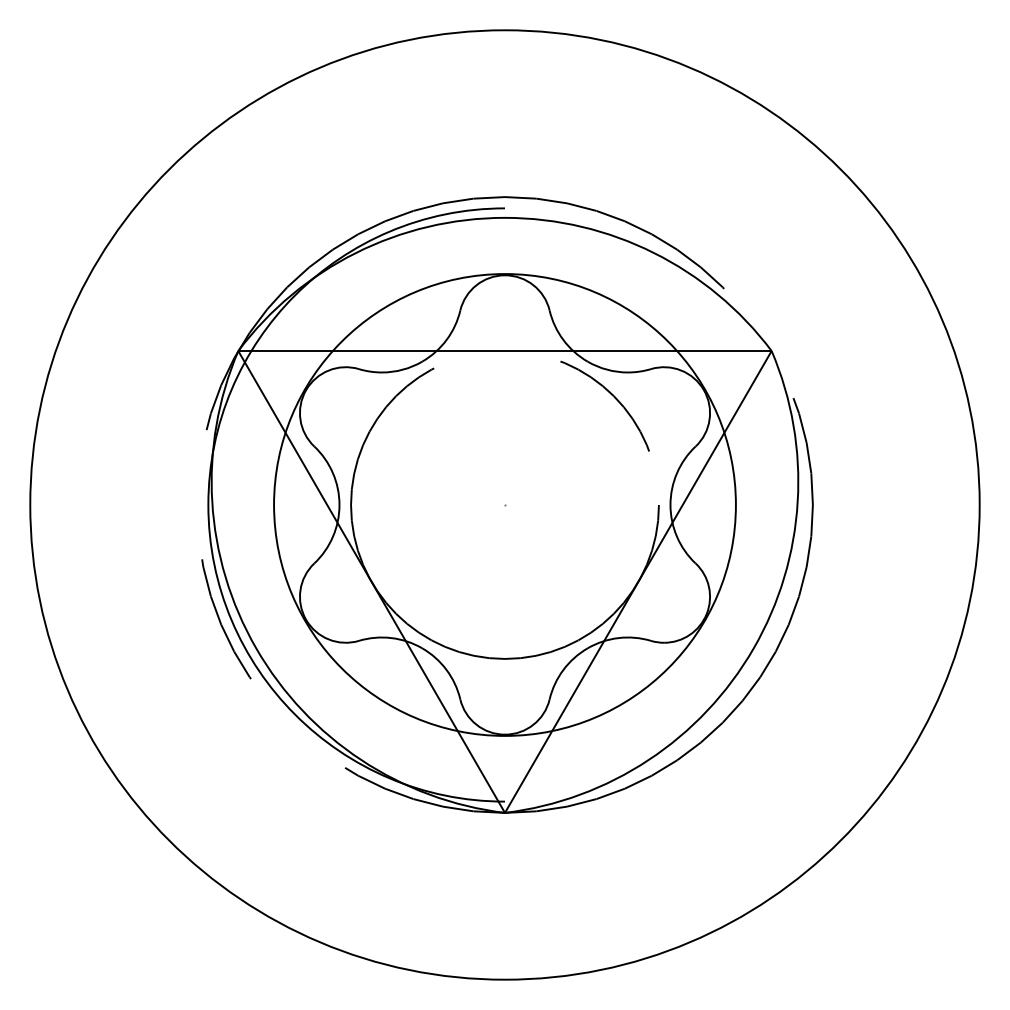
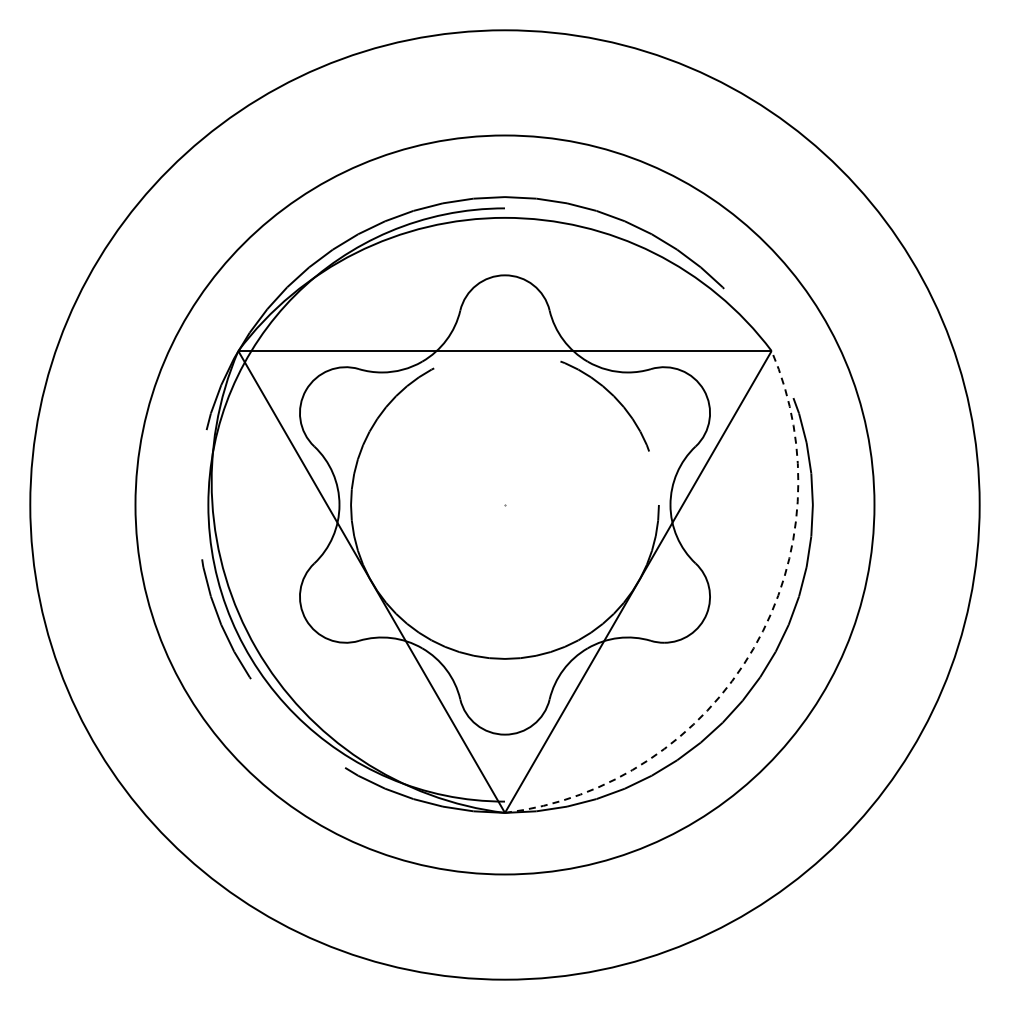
circle diameter: 462 px -> 739 px (504, 504)
arc: solid -> dashed (753, 648)
